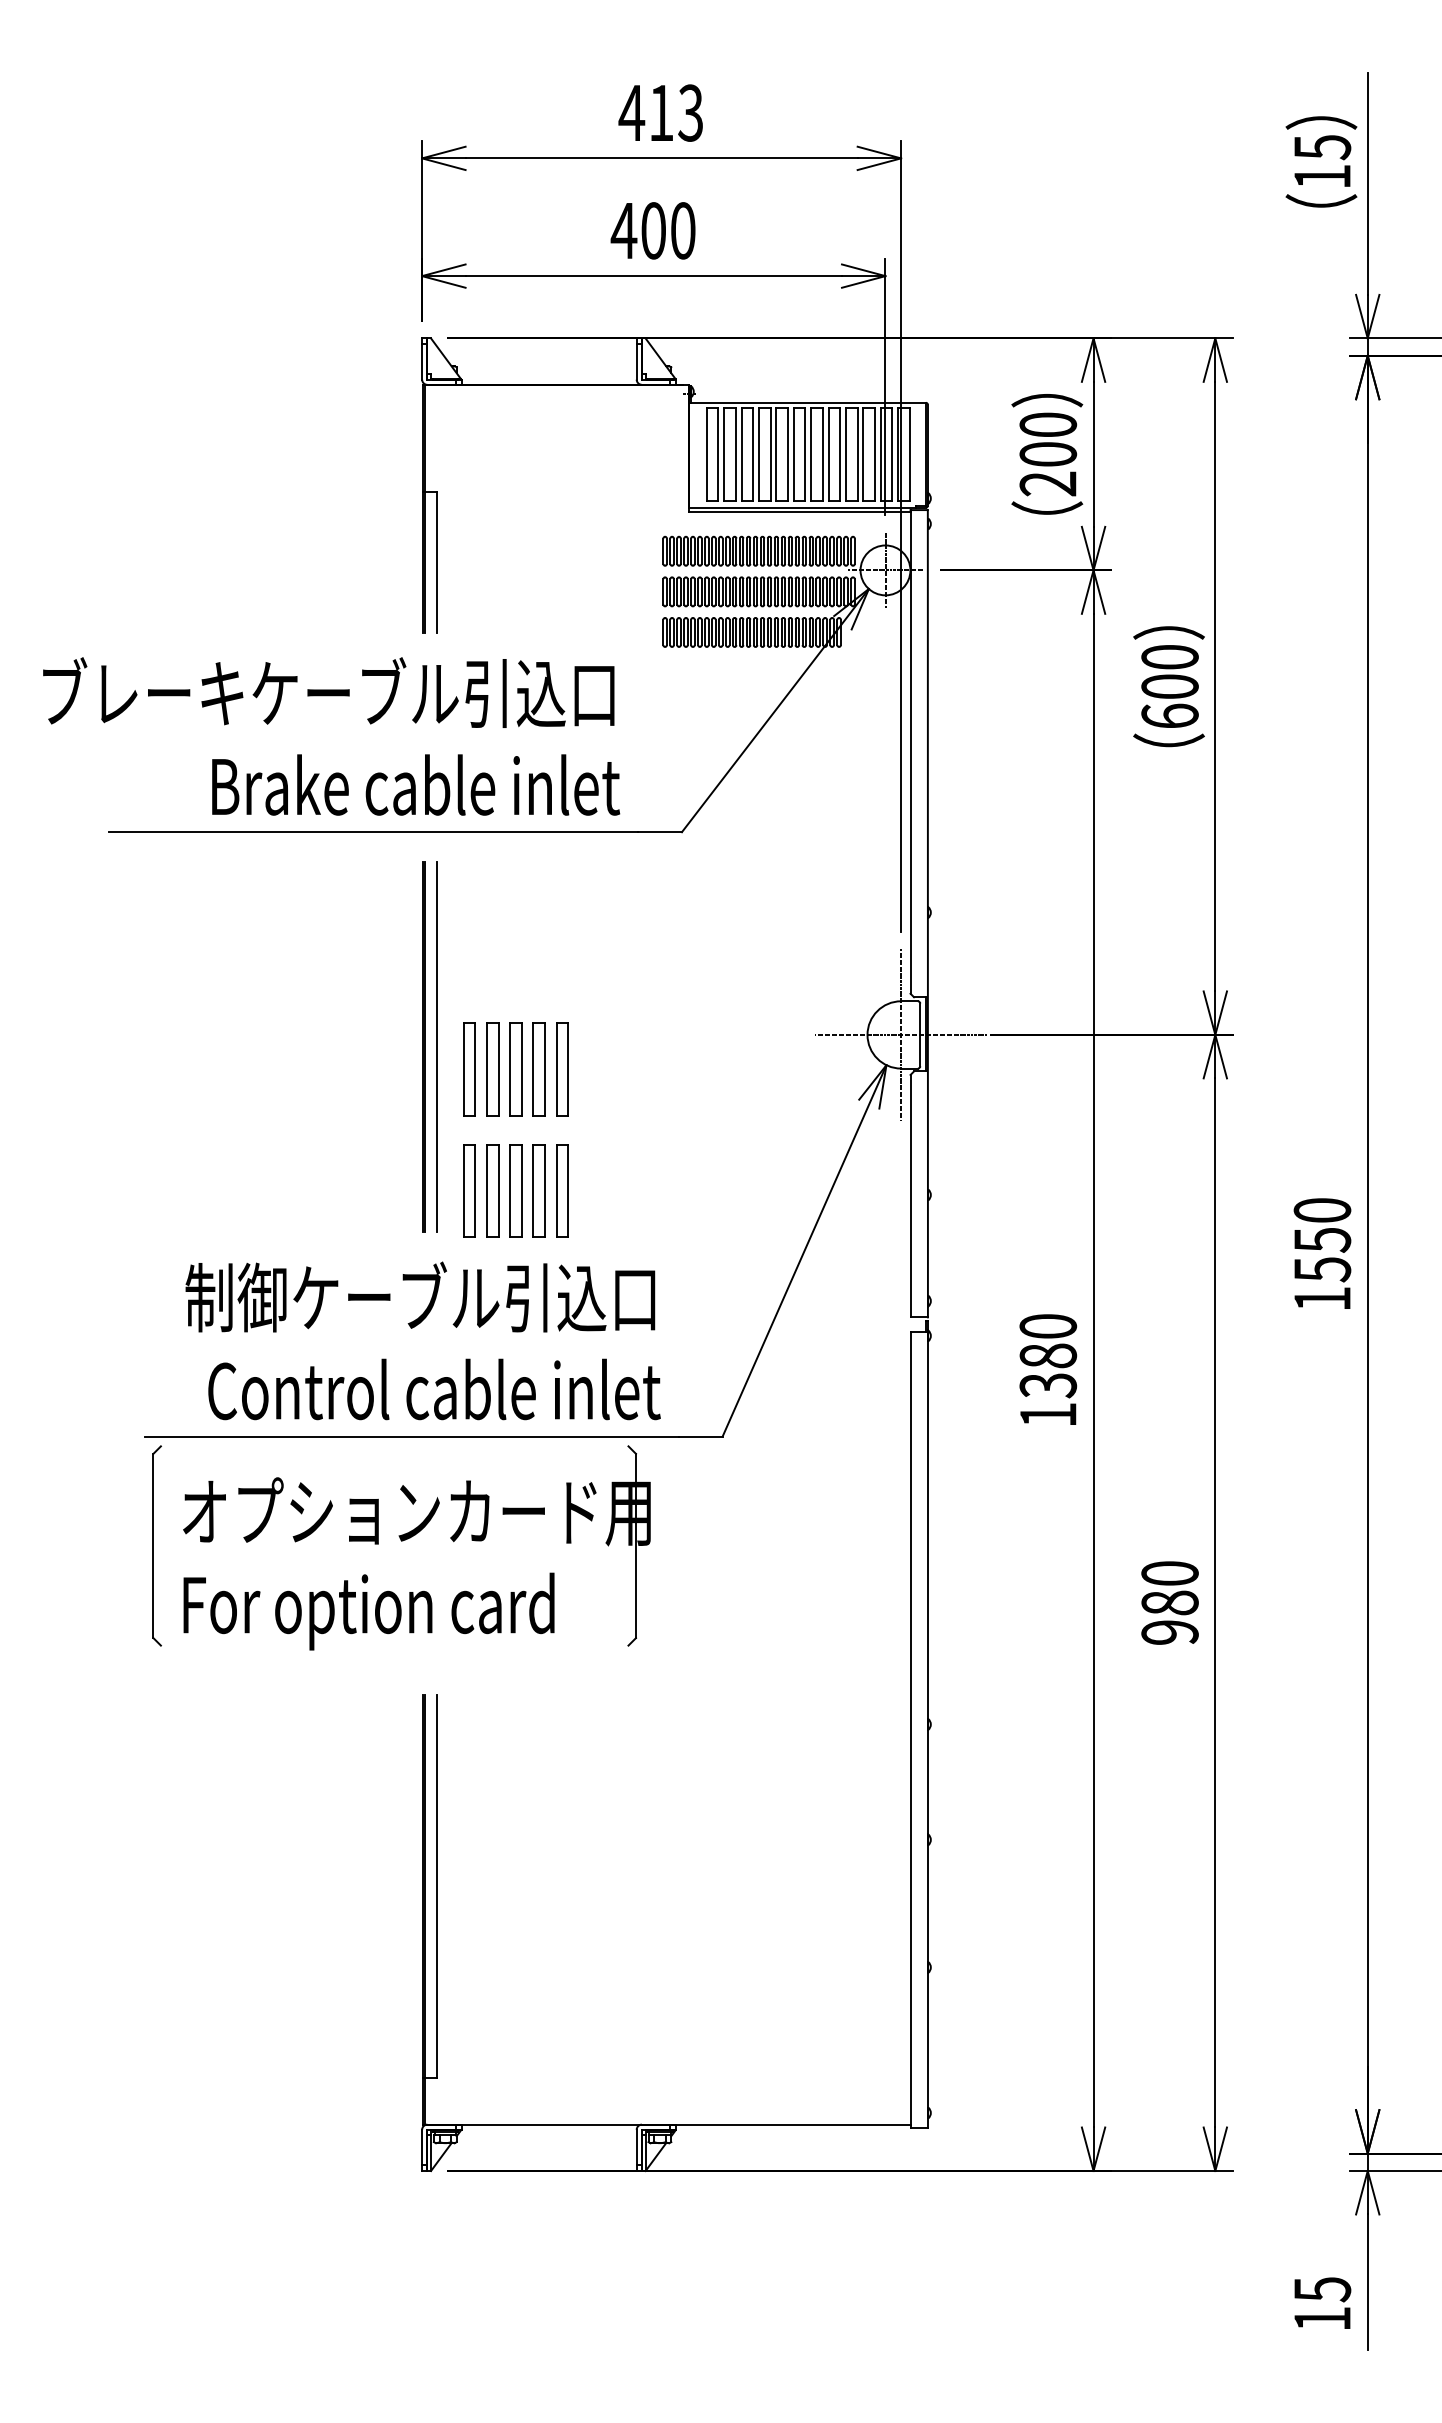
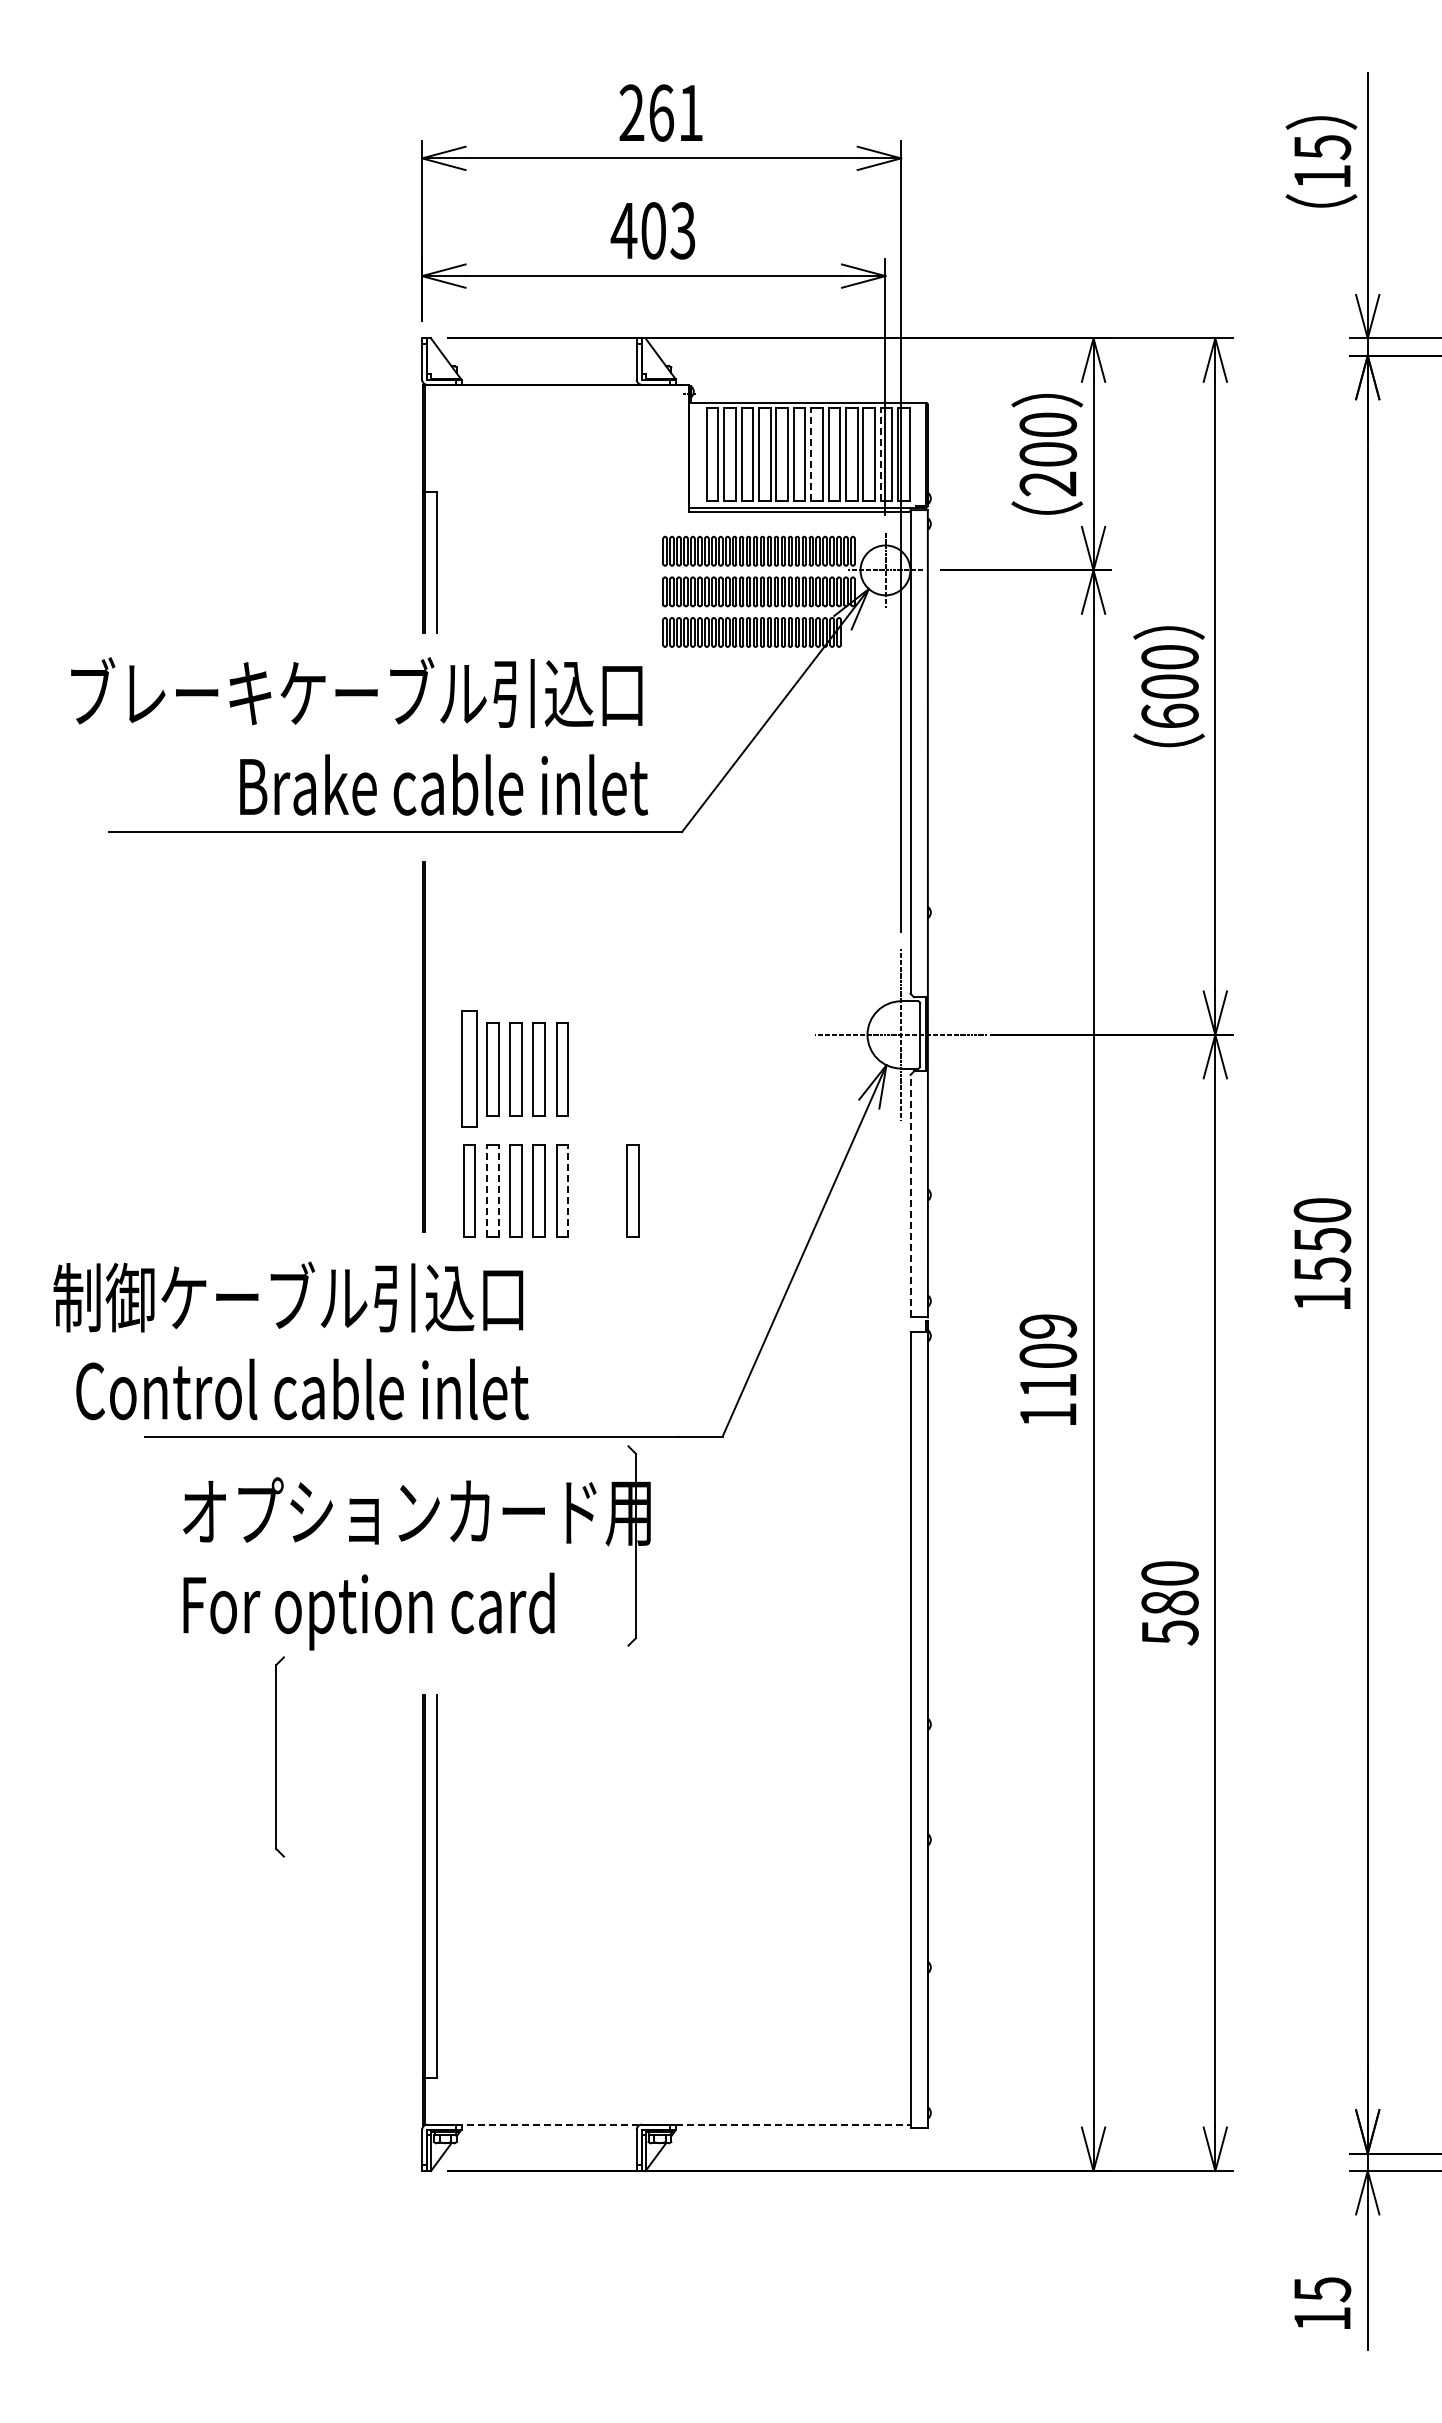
text: 413 -> 261 (660, 112)
text: 400 -> 403 (682, 230)
line: solid -> dashed (811, 453)
line: solid -> dashed (880, 453)
text position: (331, 736) -> (359, 736) (359, 736)
line: present -> none (437, 1046)
part size: 13x95 px -> 17x118 px (469, 1068)
line: solid -> dashed (487, 1190)
line: solid -> dashed (498, 1190)
line: solid -> dashed (568, 1190)
part: none -> present (632, 1190)
line: solid -> dashed (910, 1195)
text position: (422, 1340) -> (290, 1340) (290, 1340)
text: 1380 -> 1109 (1048, 1356)
part position: (156, 1545) -> (279, 1756) (279, 1756)
text: 980 -> 580 (1169, 1632)
line: solid -> dashed (666, 2124)
